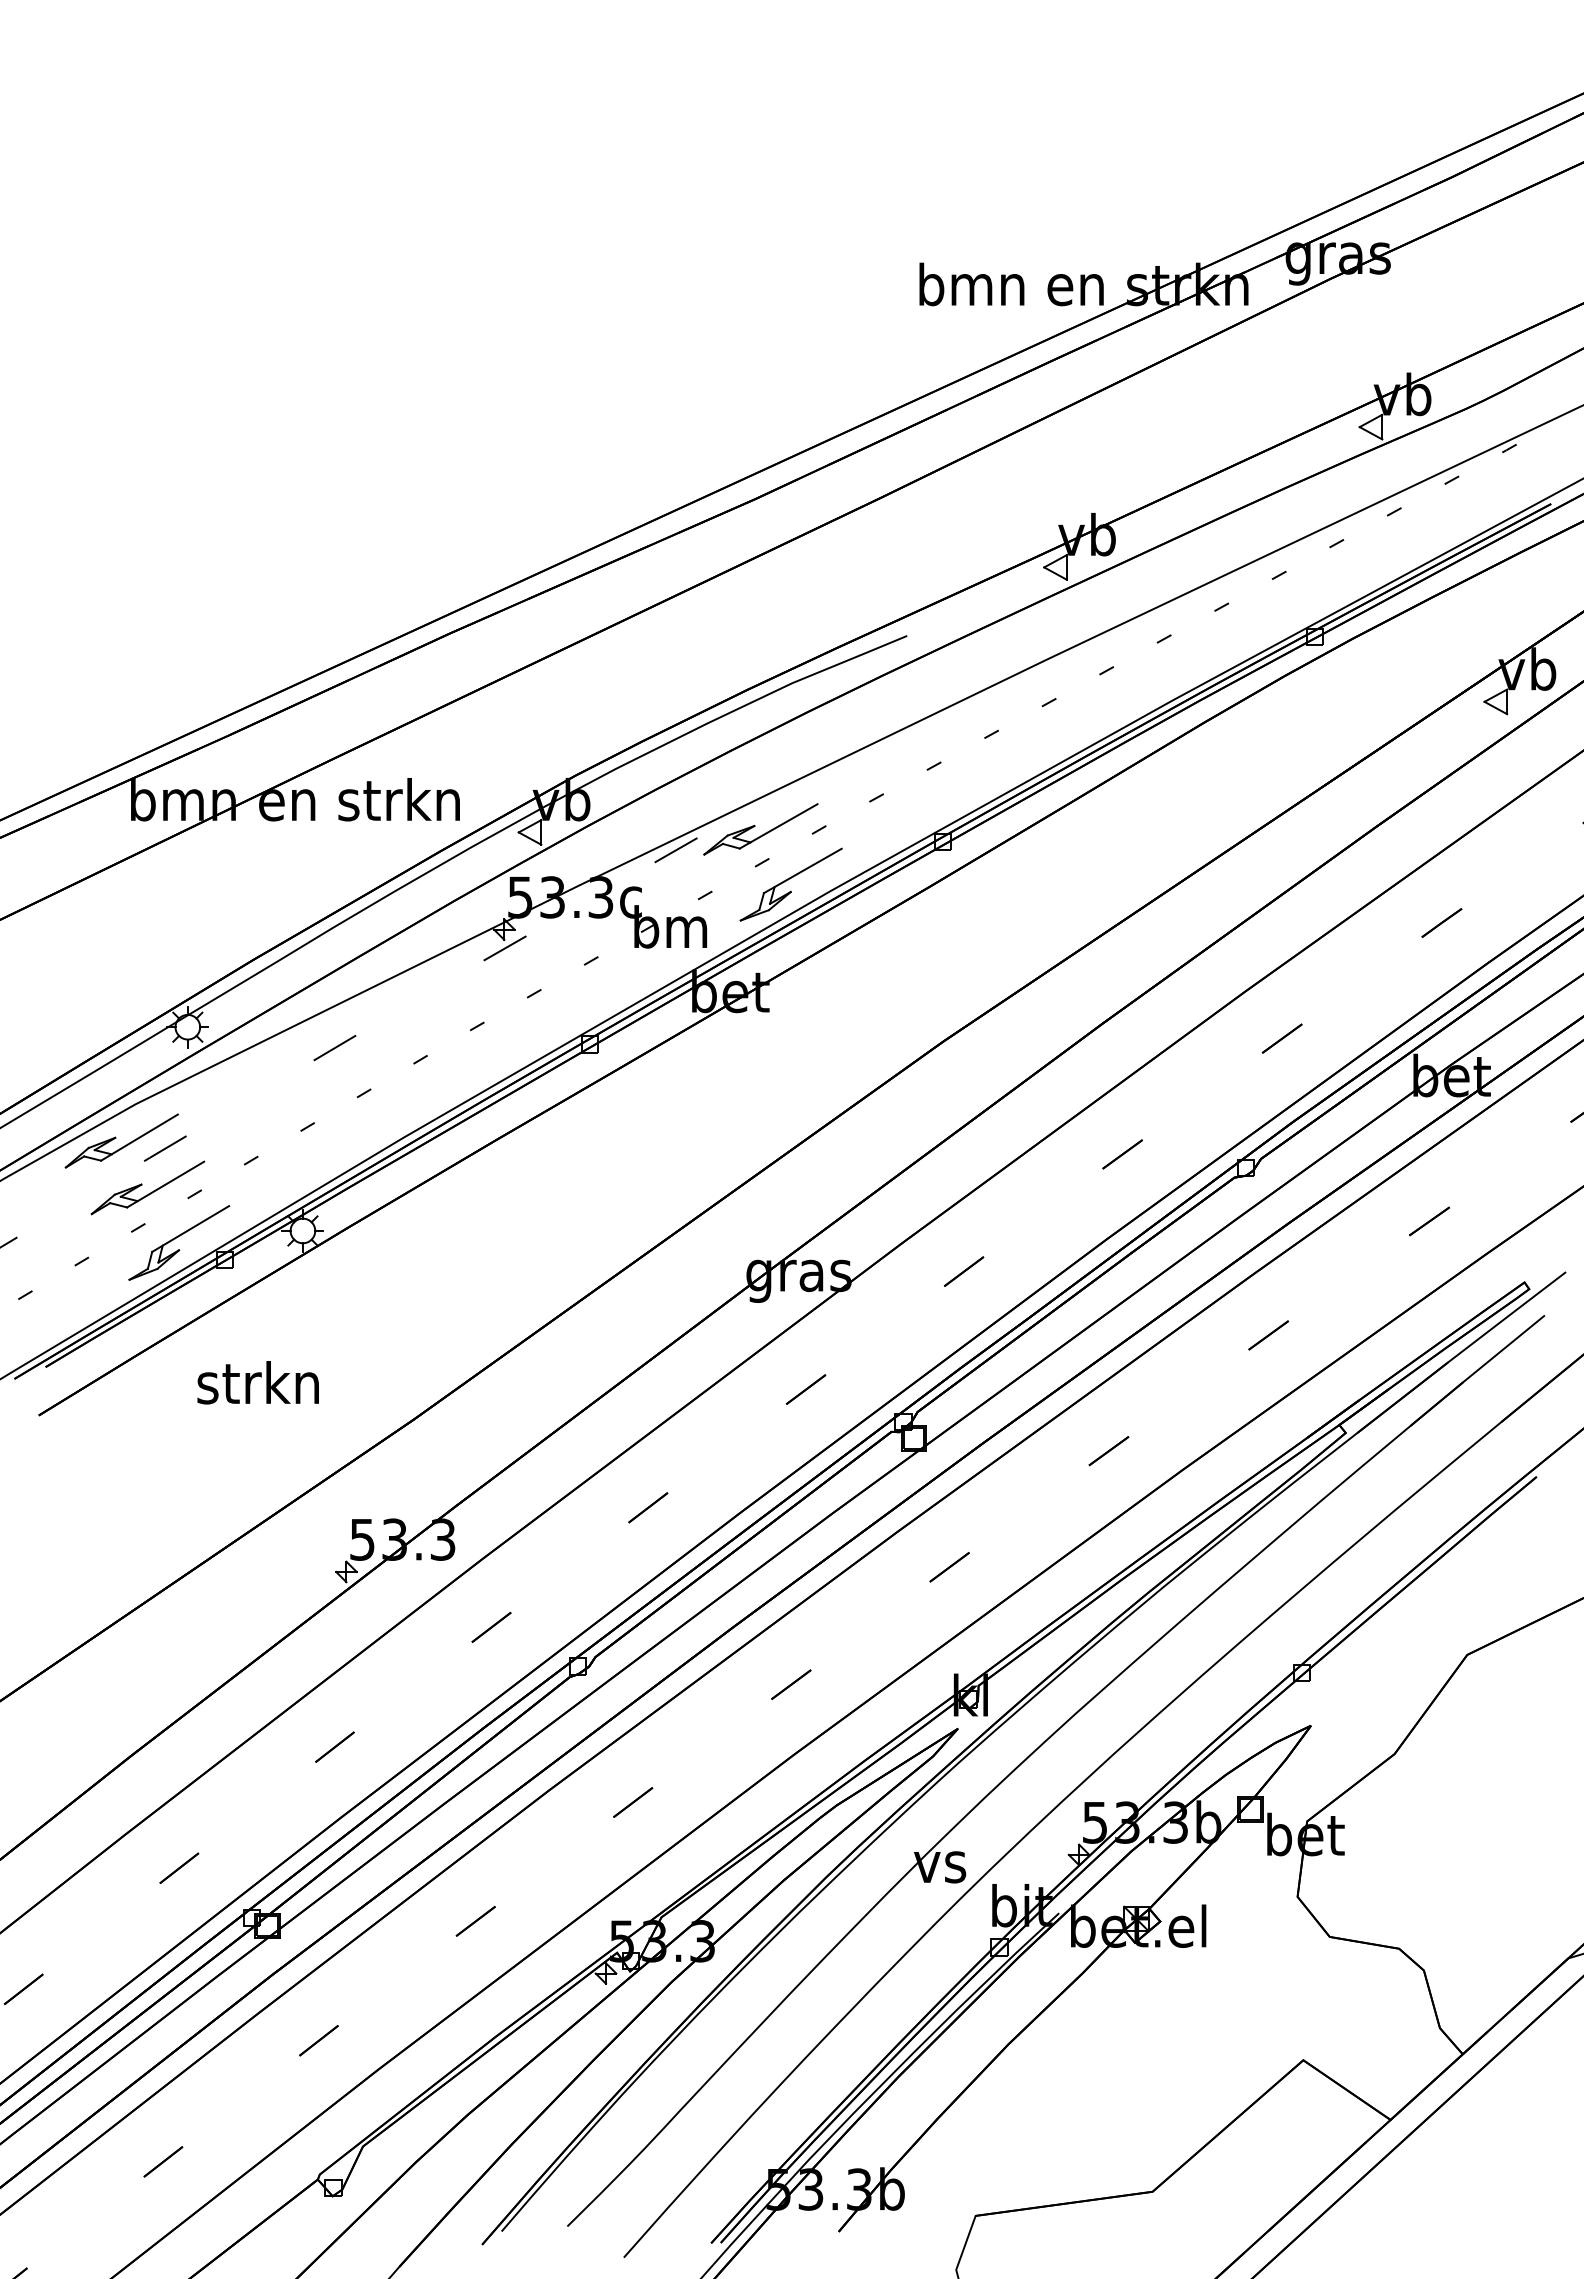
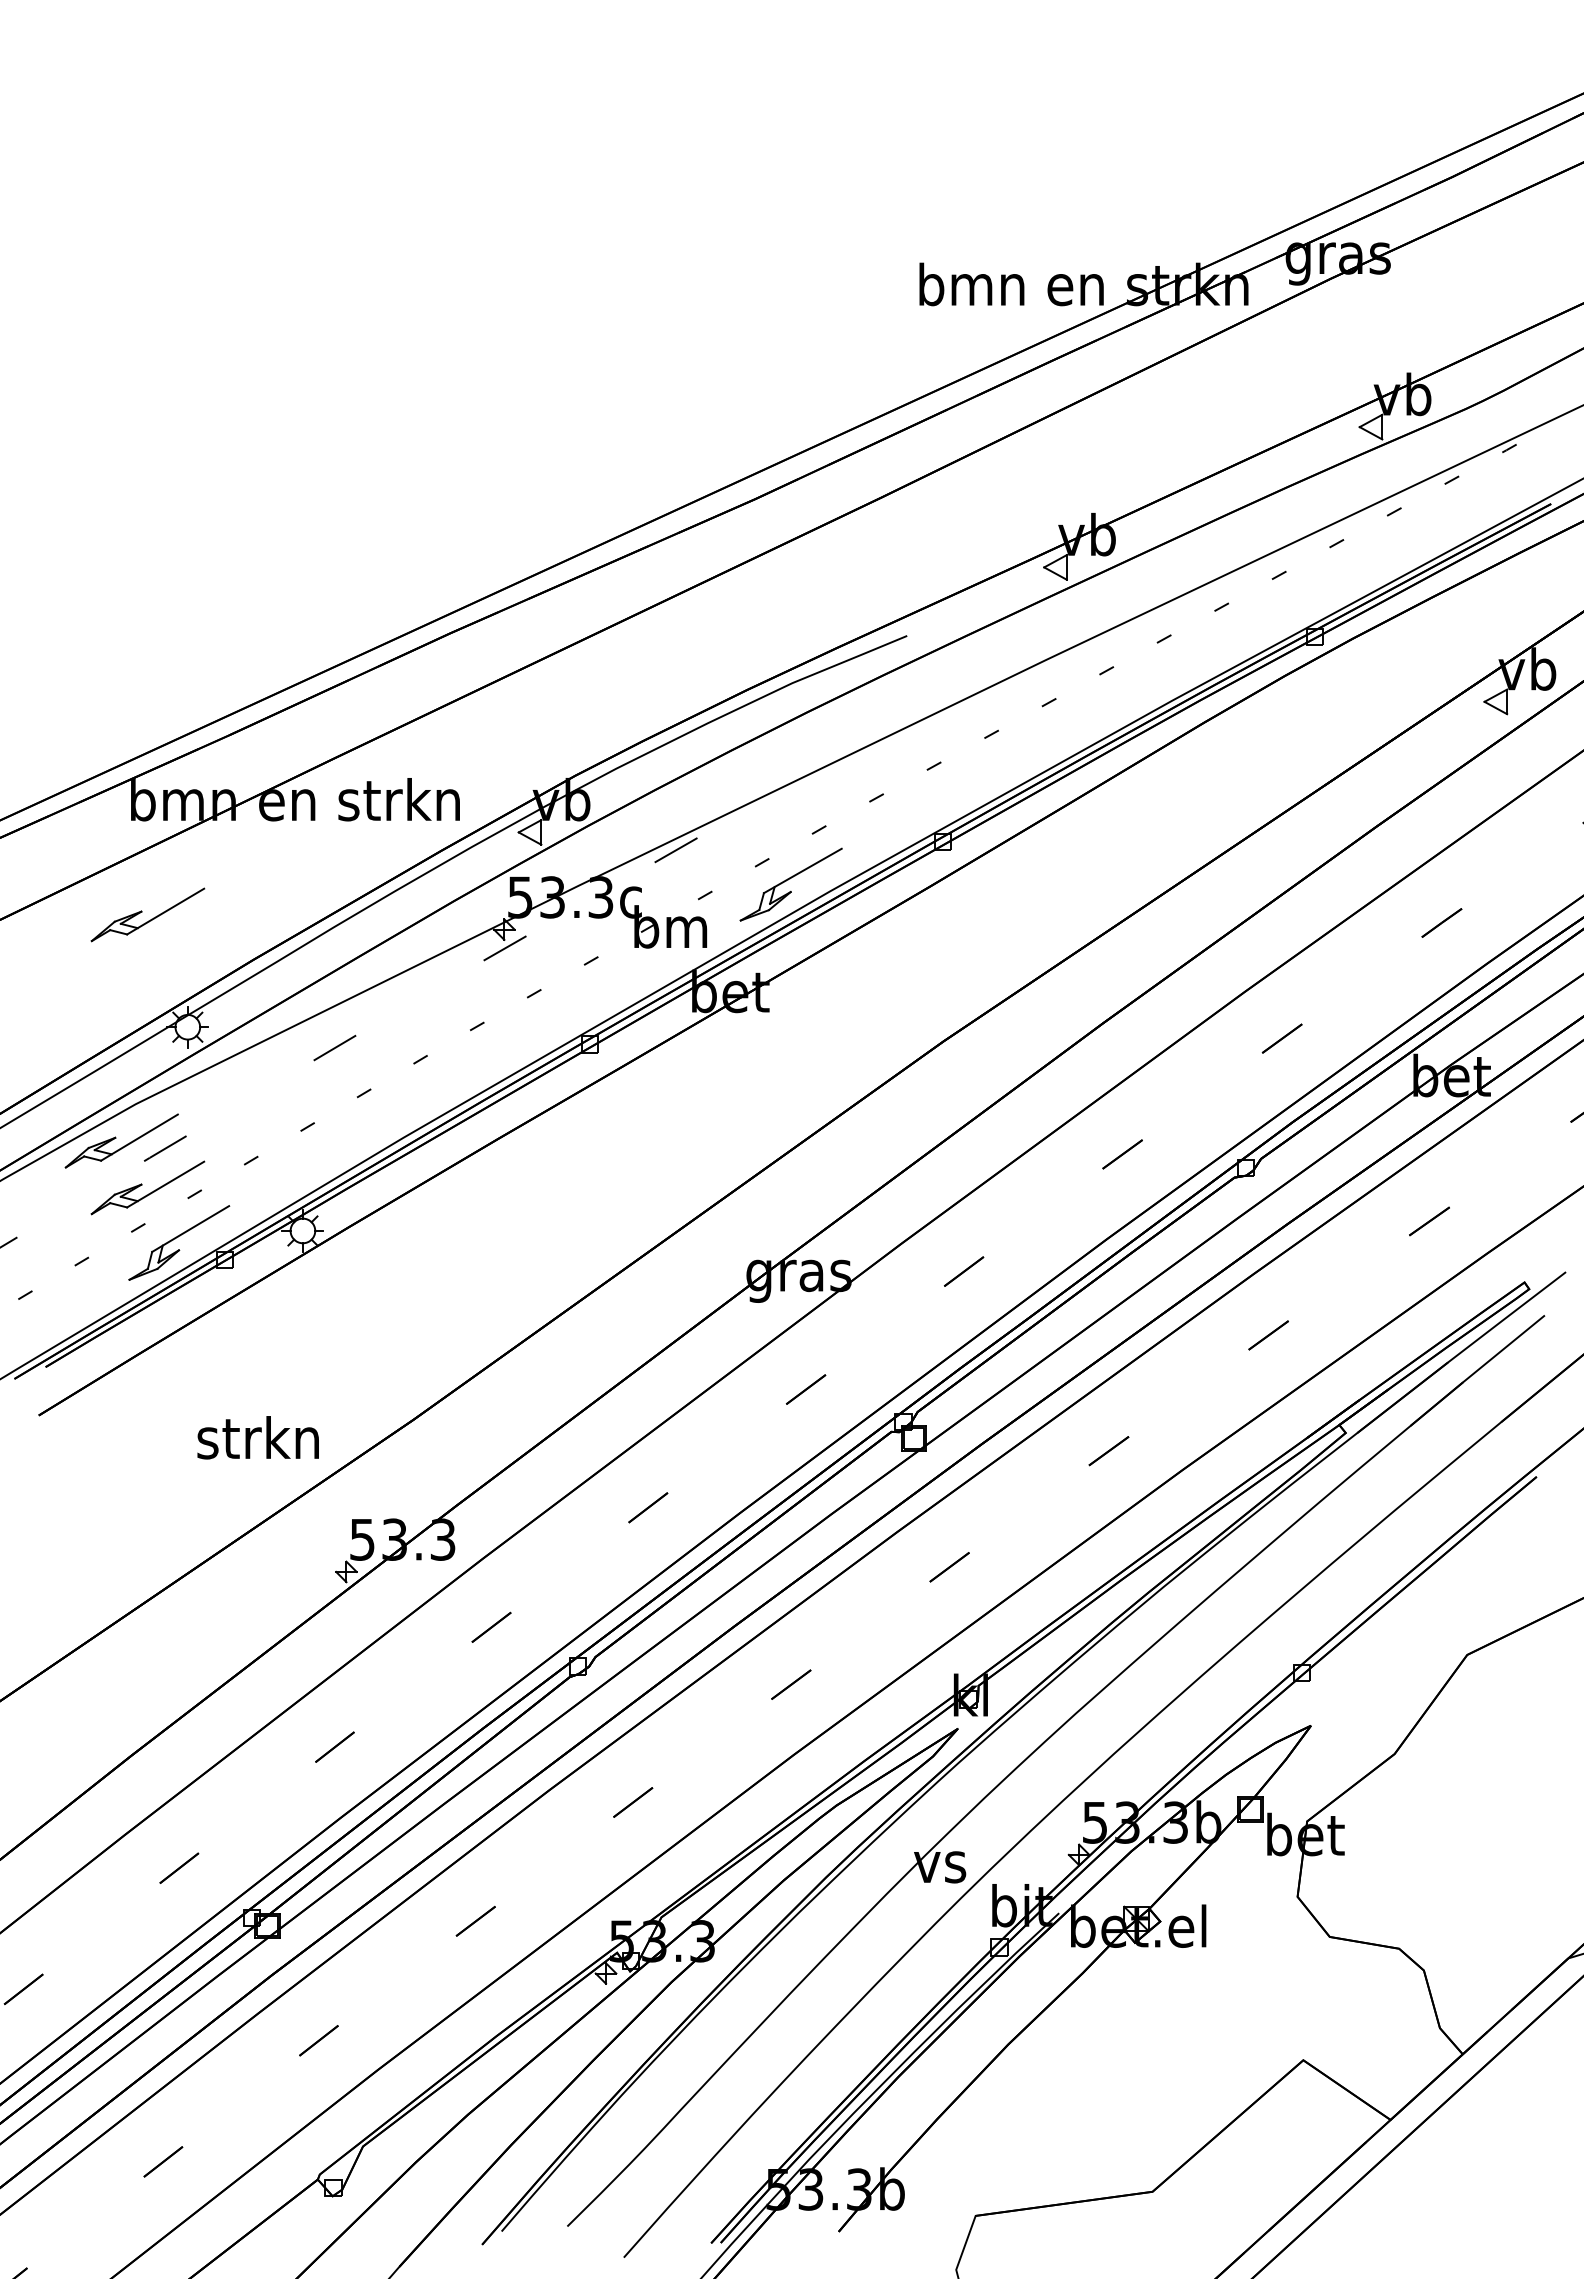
part: present -> none (760, 829)
part: none -> present (147, 914)
text position: (257, 1382) -> (257, 1437) (257, 1437)
